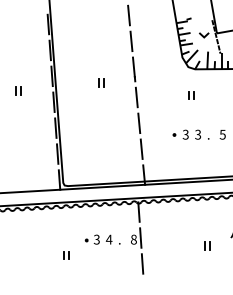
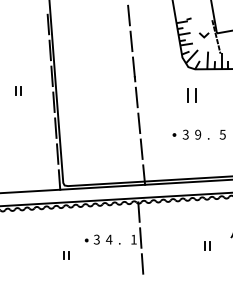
part: present -> none (101, 82)
part size: 7x9 px -> 10x15 px (191, 95)
text: 3 -> 9 (198, 134)
text: 8 -> 1 (133, 239)
